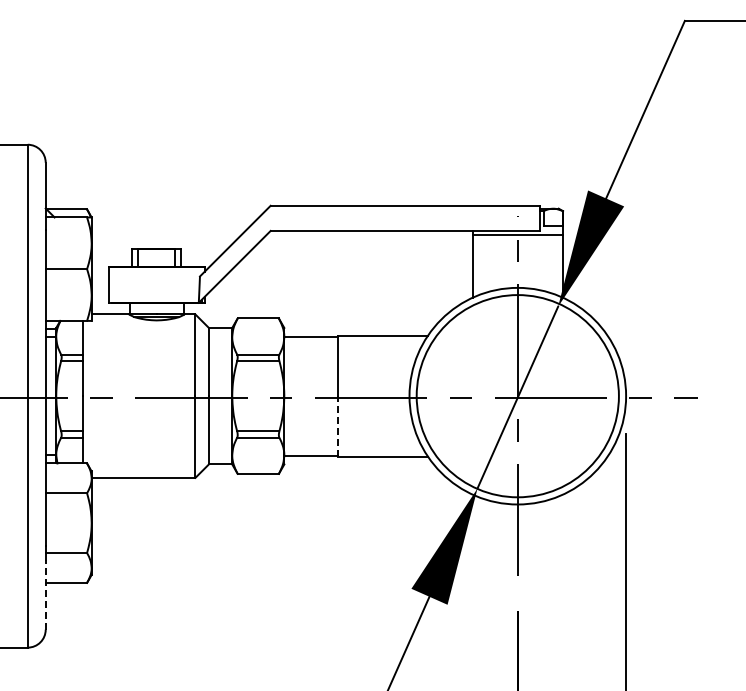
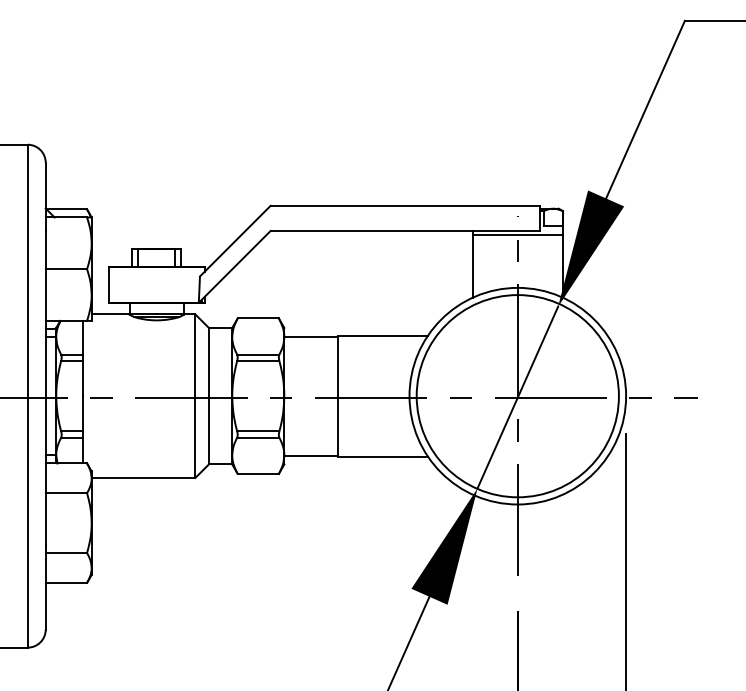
line: dashed -> solid (338, 425)
line: dashed -> solid (45, 595)
